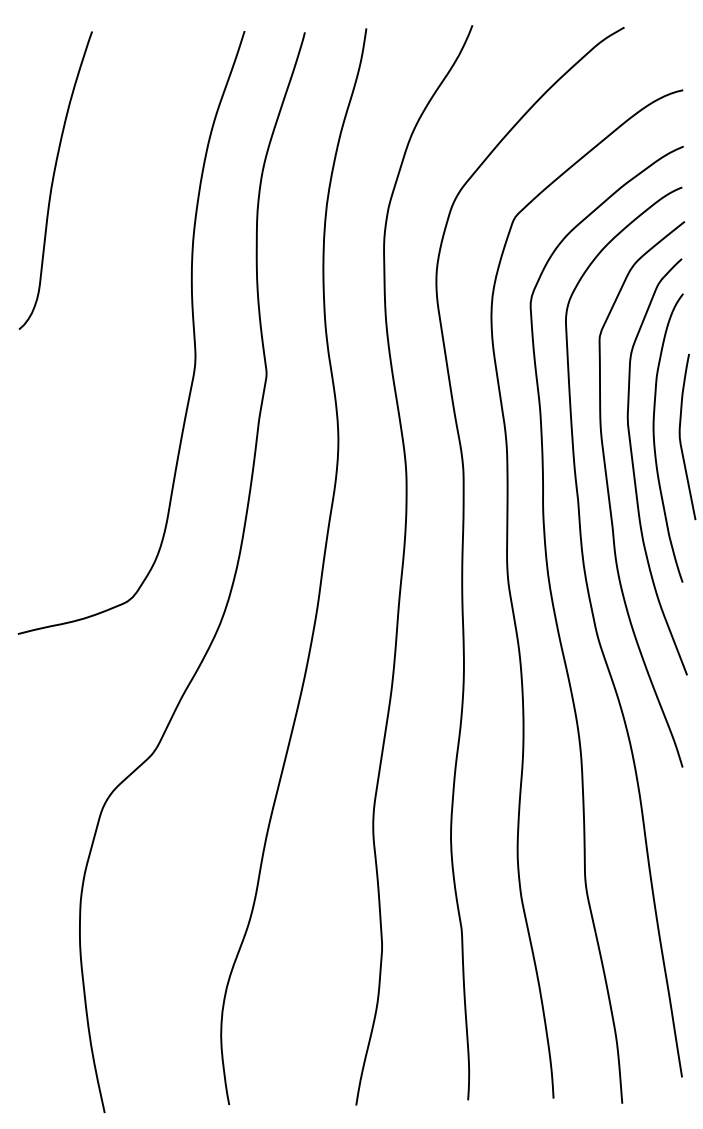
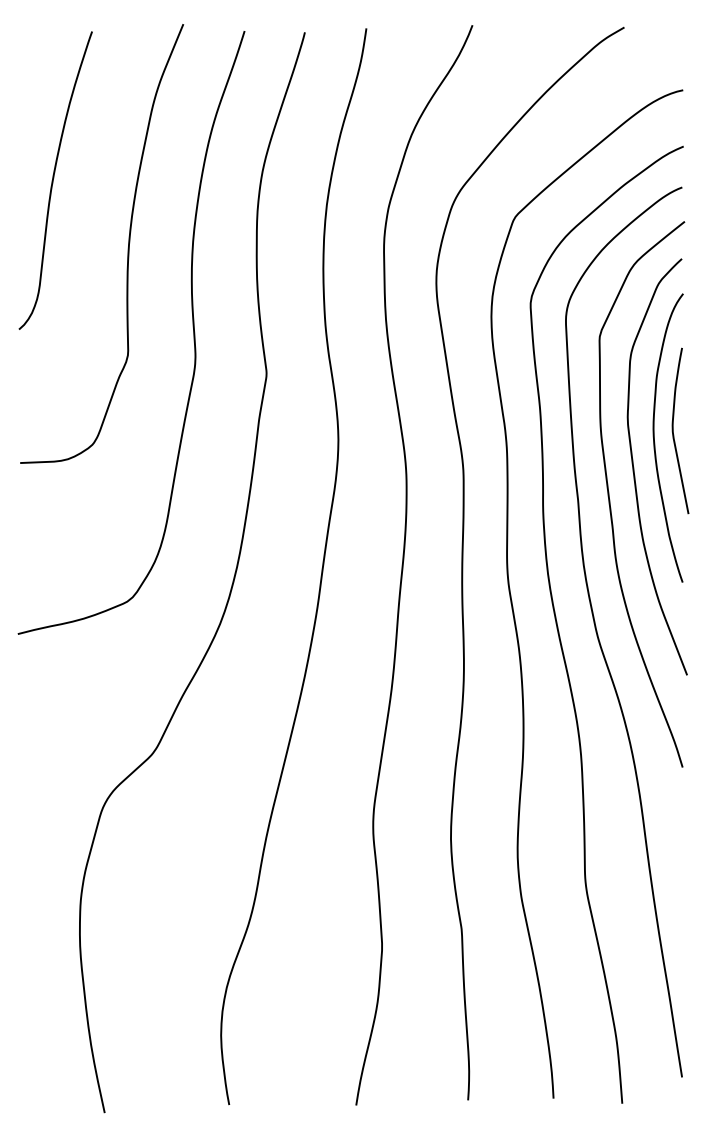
curve: none -> present (127, 248)
curve position: (680, 436) -> (673, 430) (673, 430)
